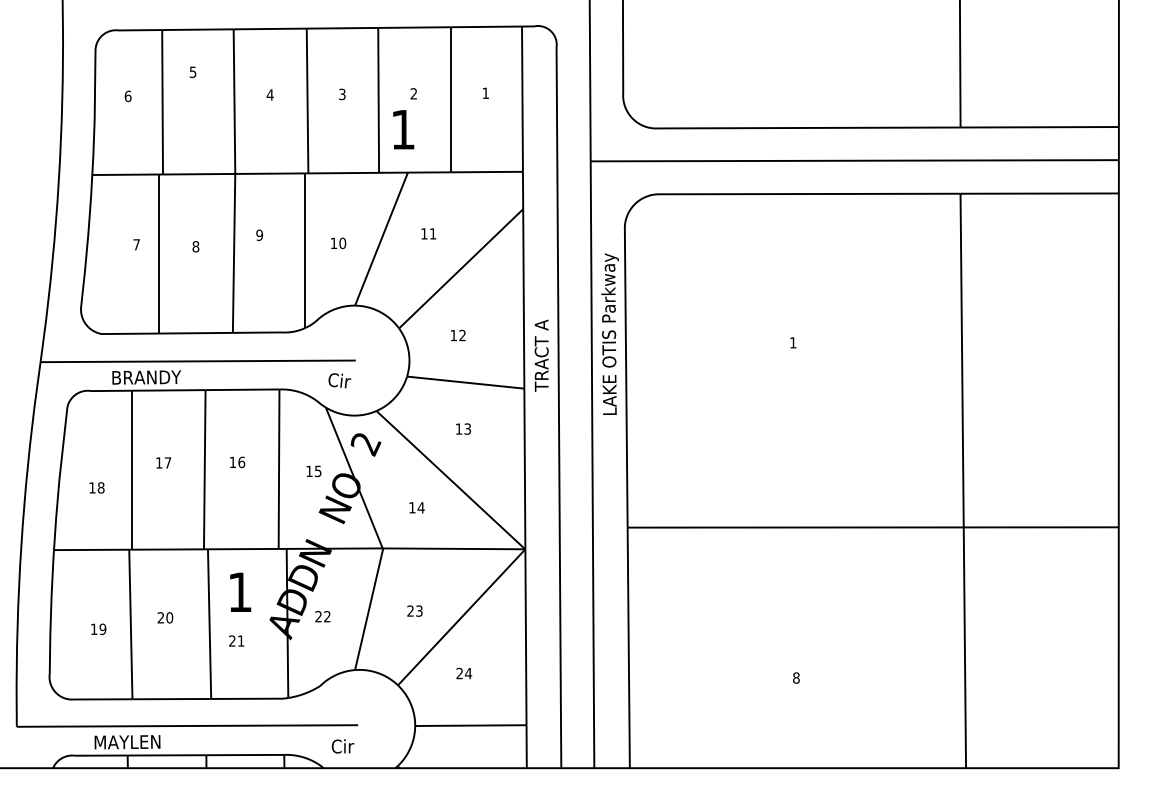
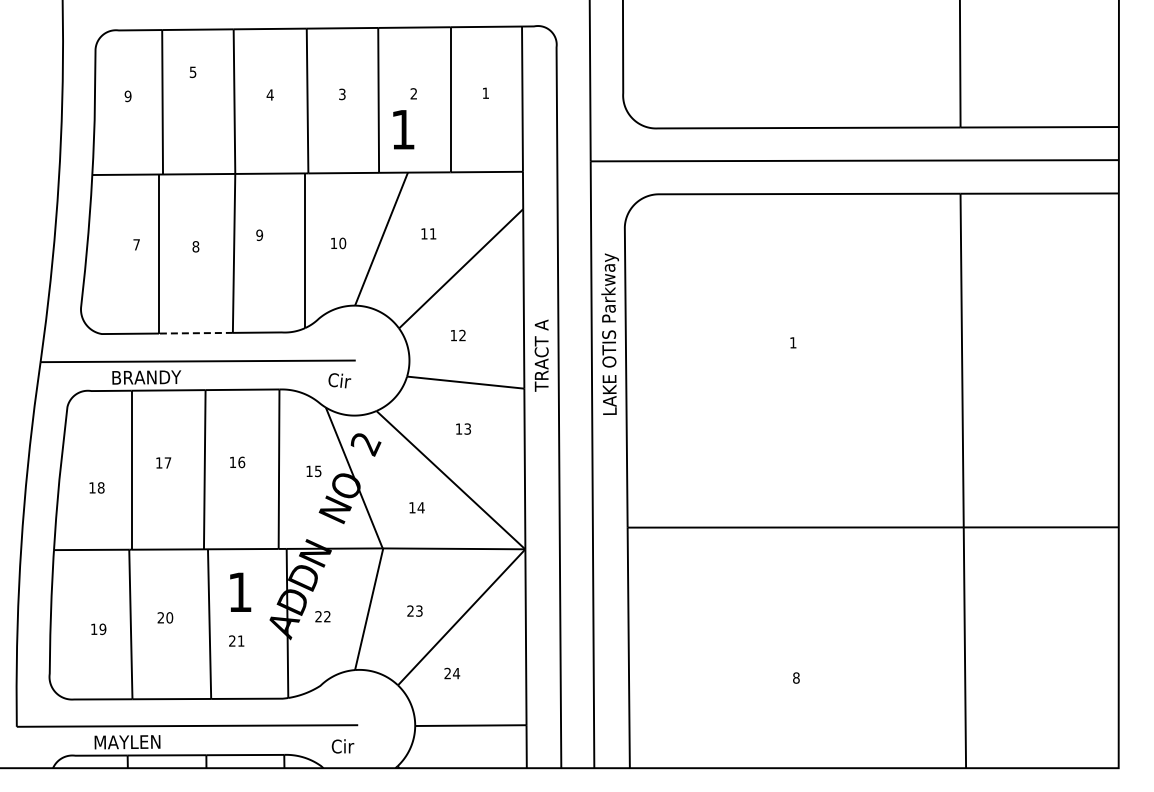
text: 6 -> 9 (127, 96)
line: solid -> dashed (195, 333)
text position: (464, 673) -> (452, 673) (452, 673)
